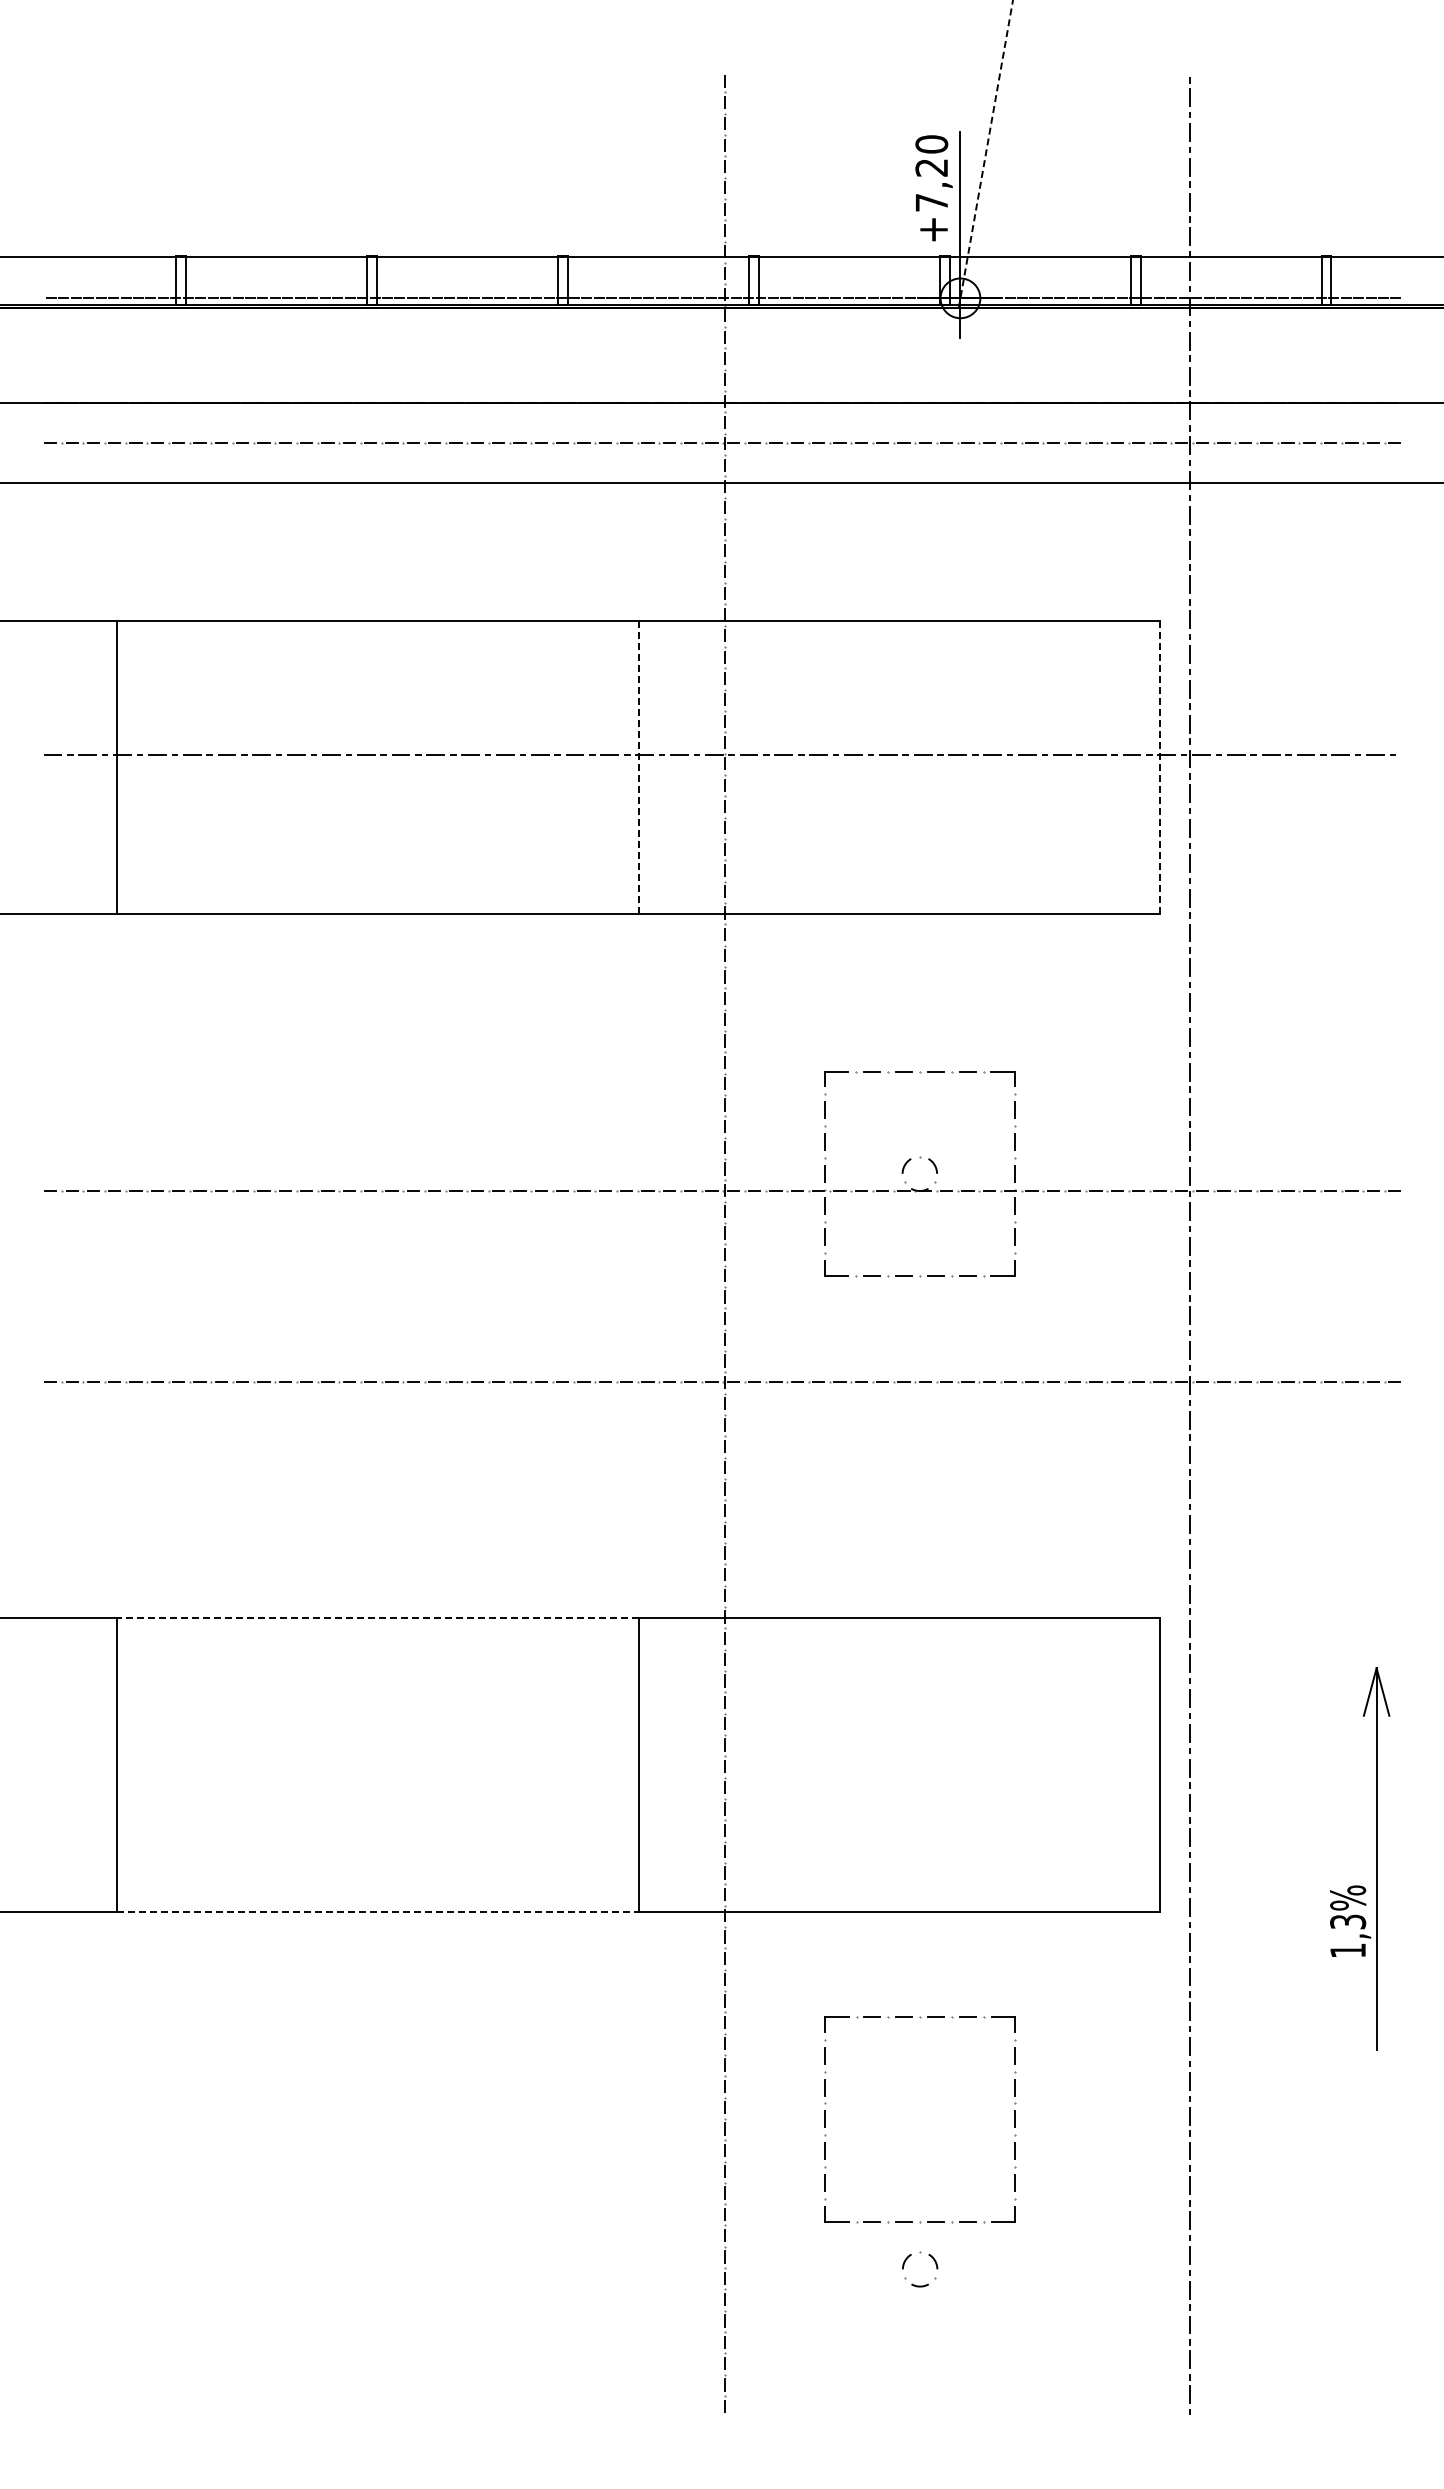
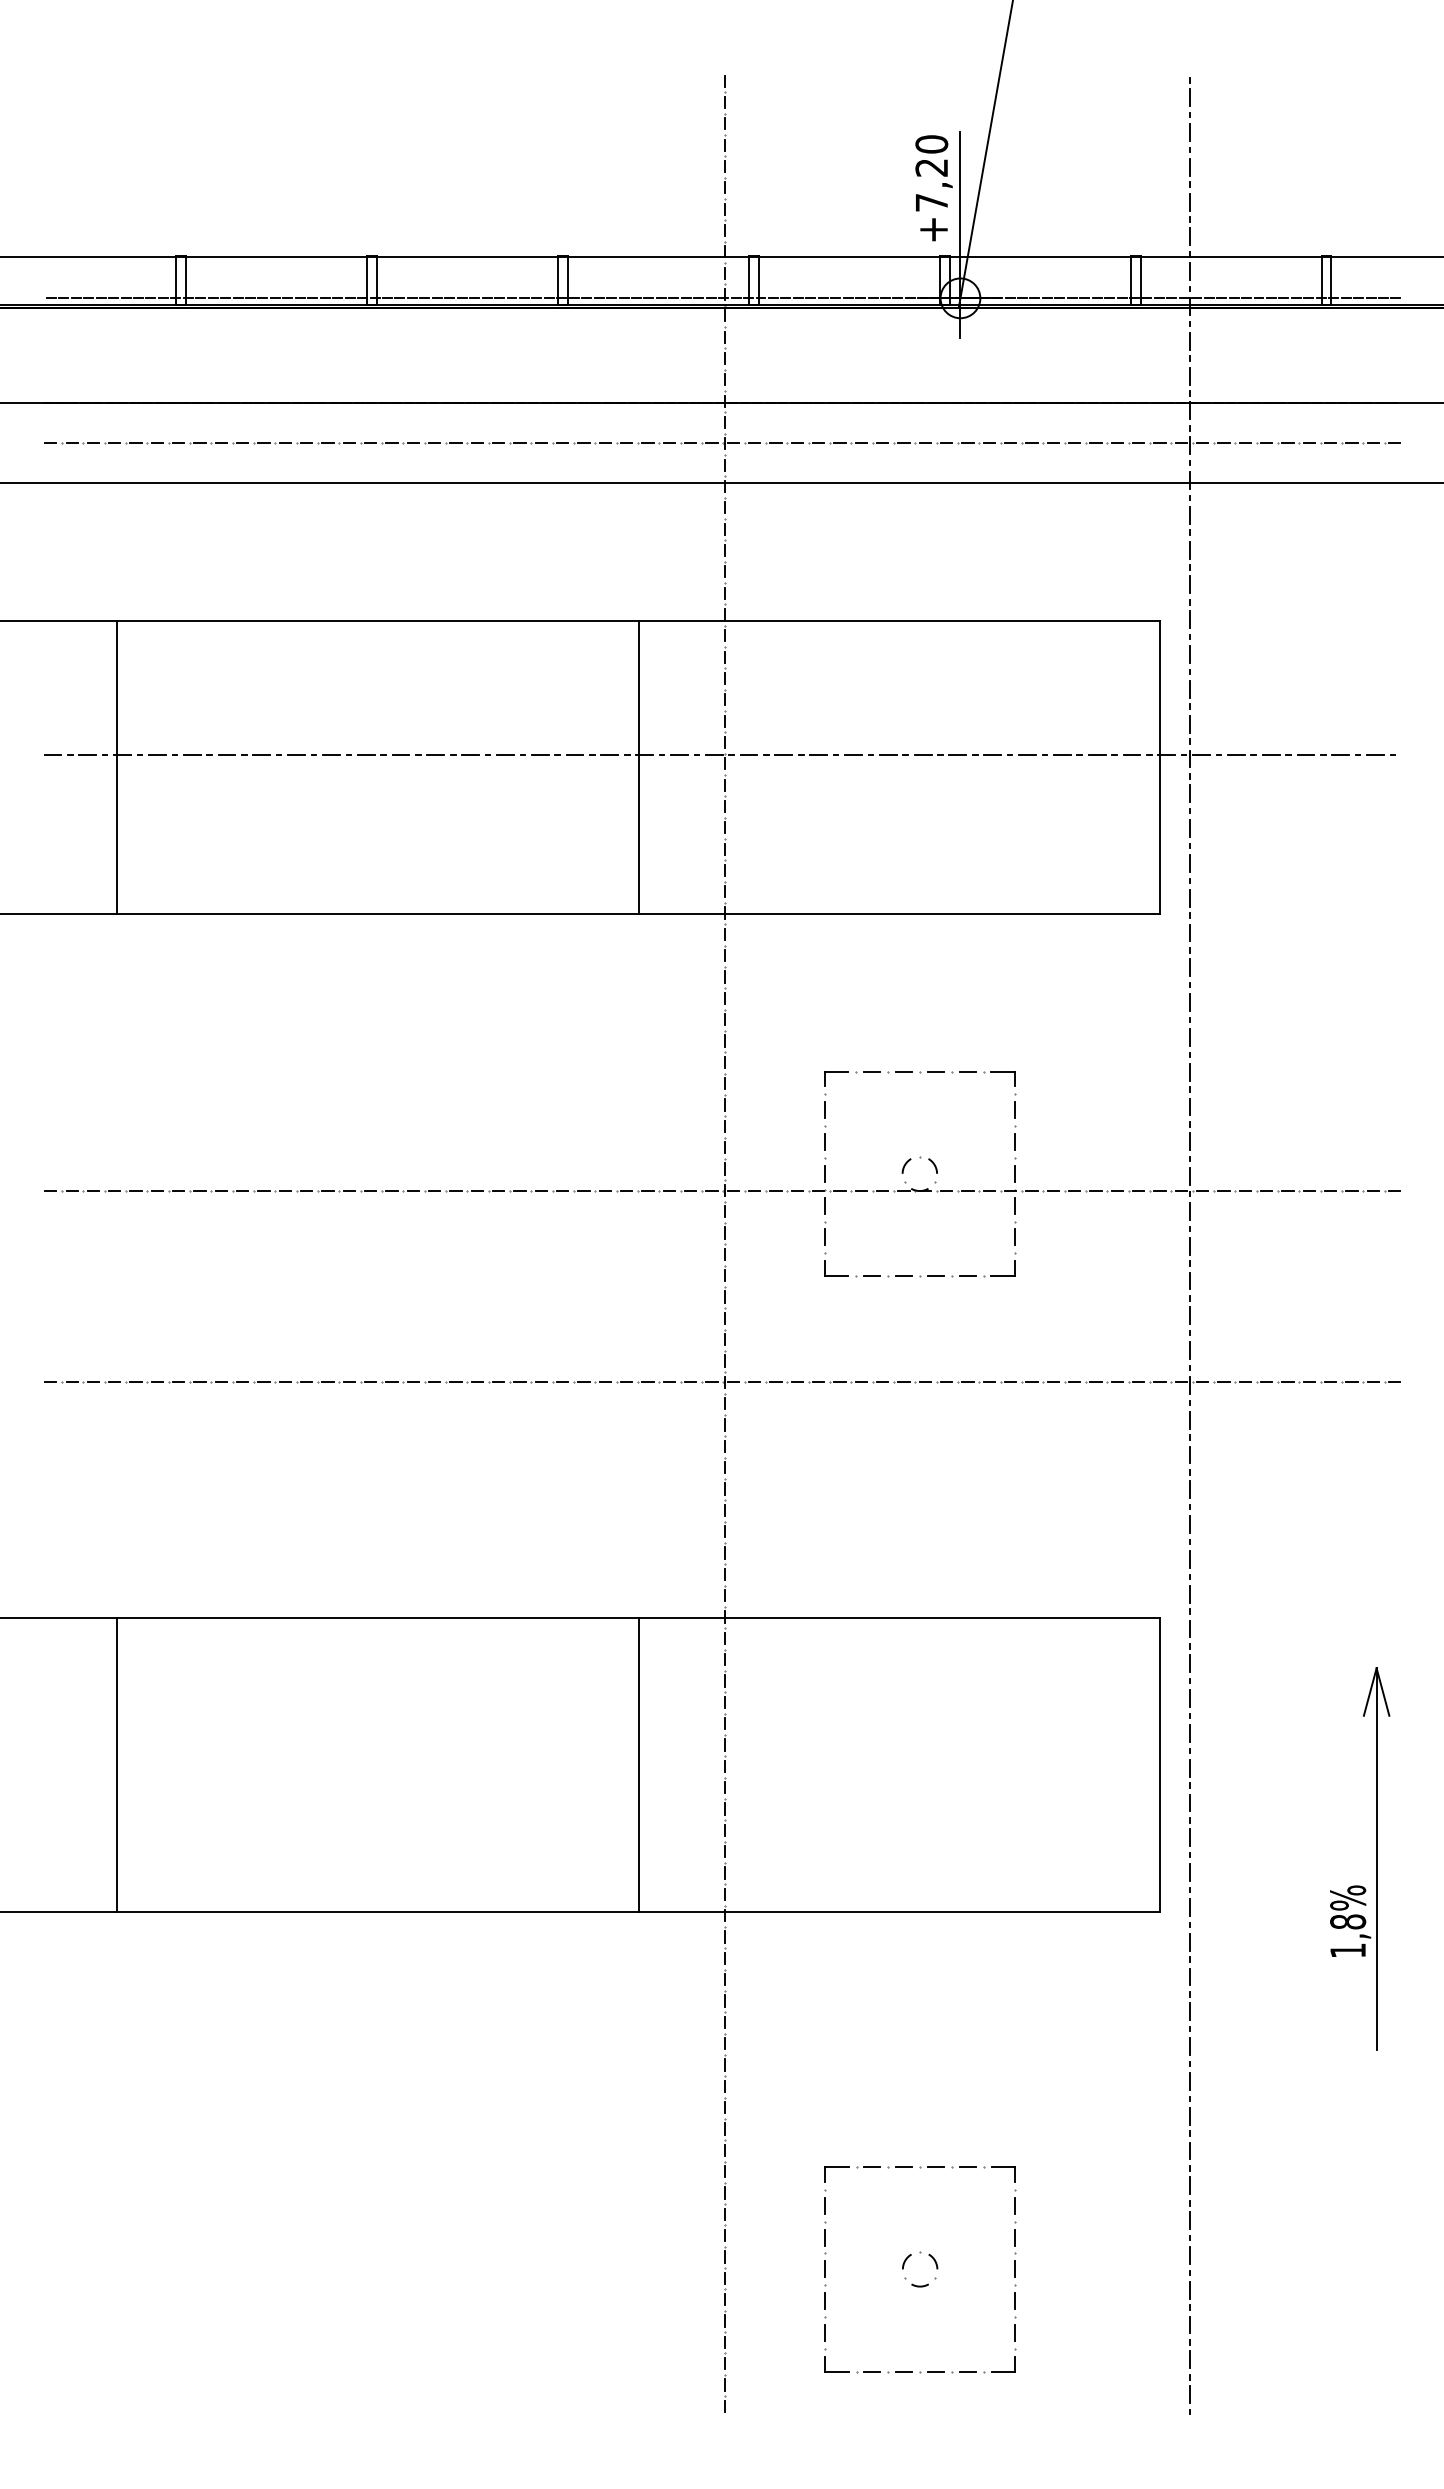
line: dashed -> solid (985, 154)
line: dashed -> solid (638, 767)
line: dashed -> solid (1160, 767)
line: dashed -> solid (377, 1618)
line: dashed -> solid (377, 1911)
text: 1,3% -> 1,8% (1348, 1921)
part position: (1014, 2119) -> (1014, 2269) (1014, 2269)
